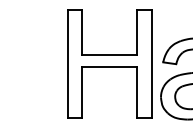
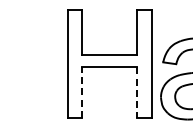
line: solid -> dashed (81, 92)
line: solid -> dashed (137, 93)
